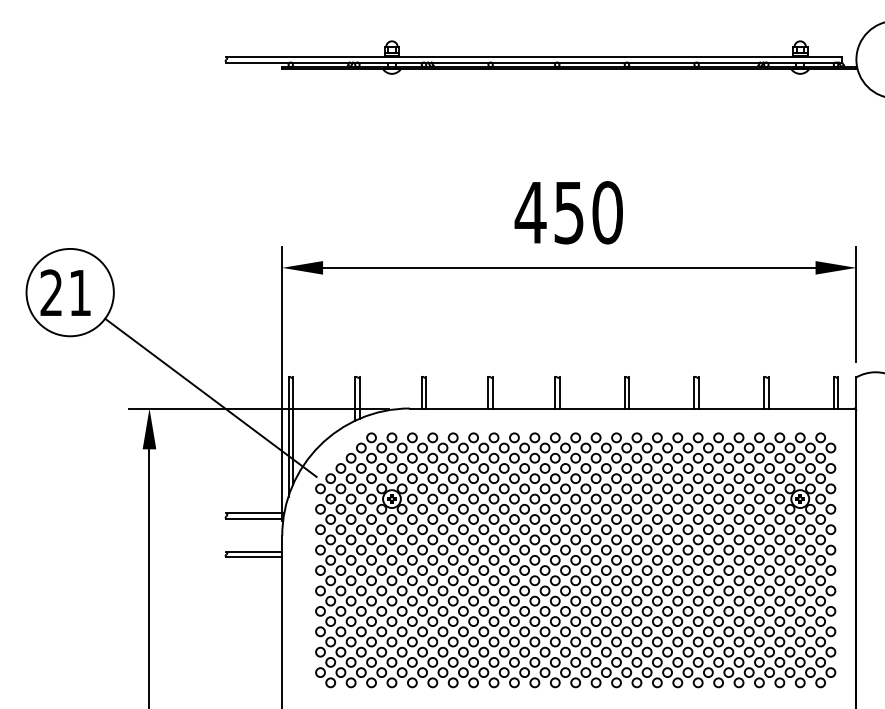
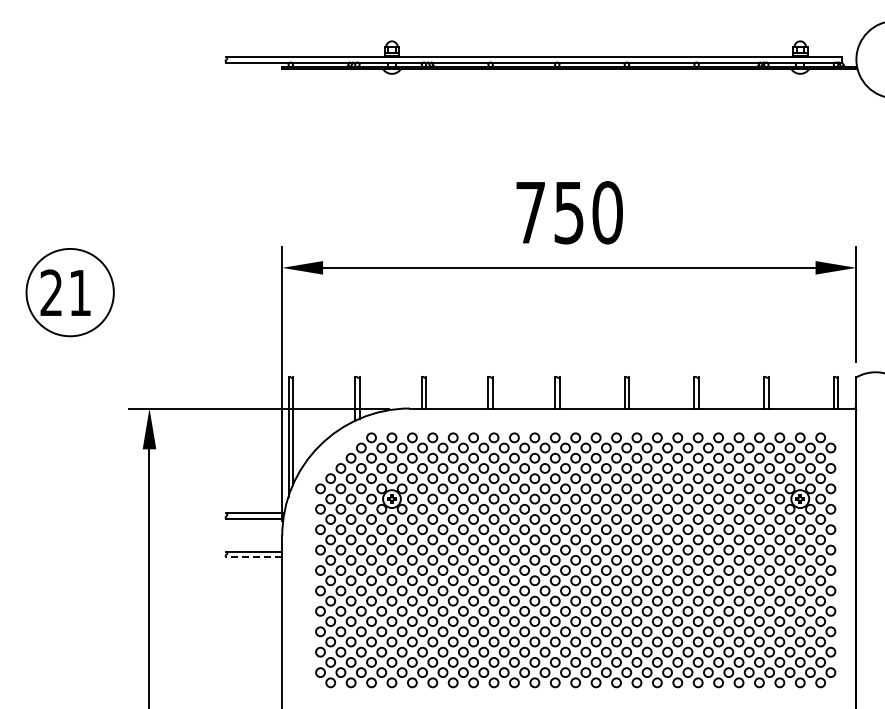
text: 450 -> 750 (530, 212)
line: present -> none (210, 397)
line: solid -> dashed (254, 557)
